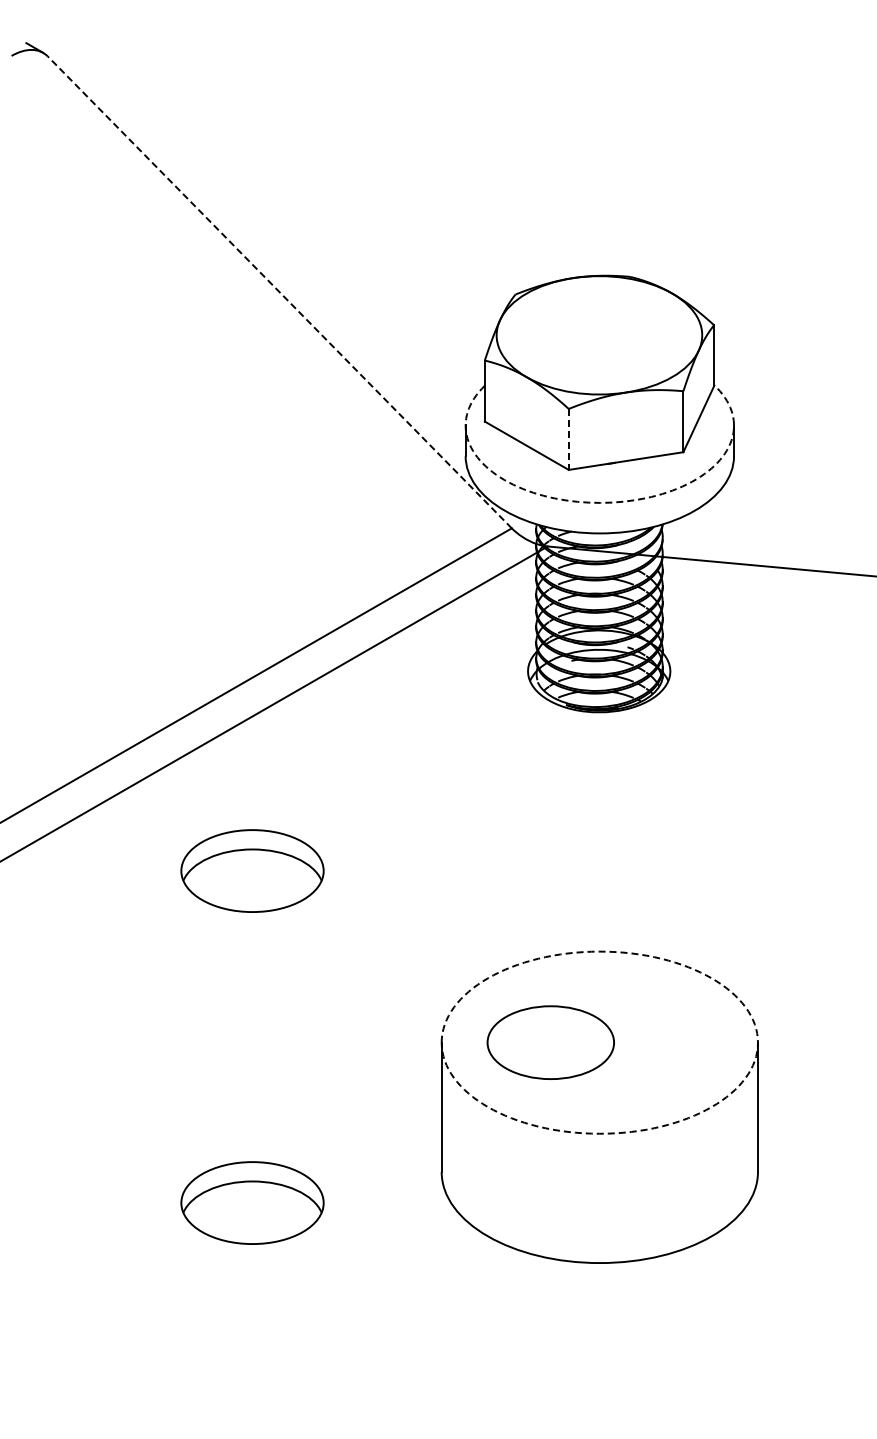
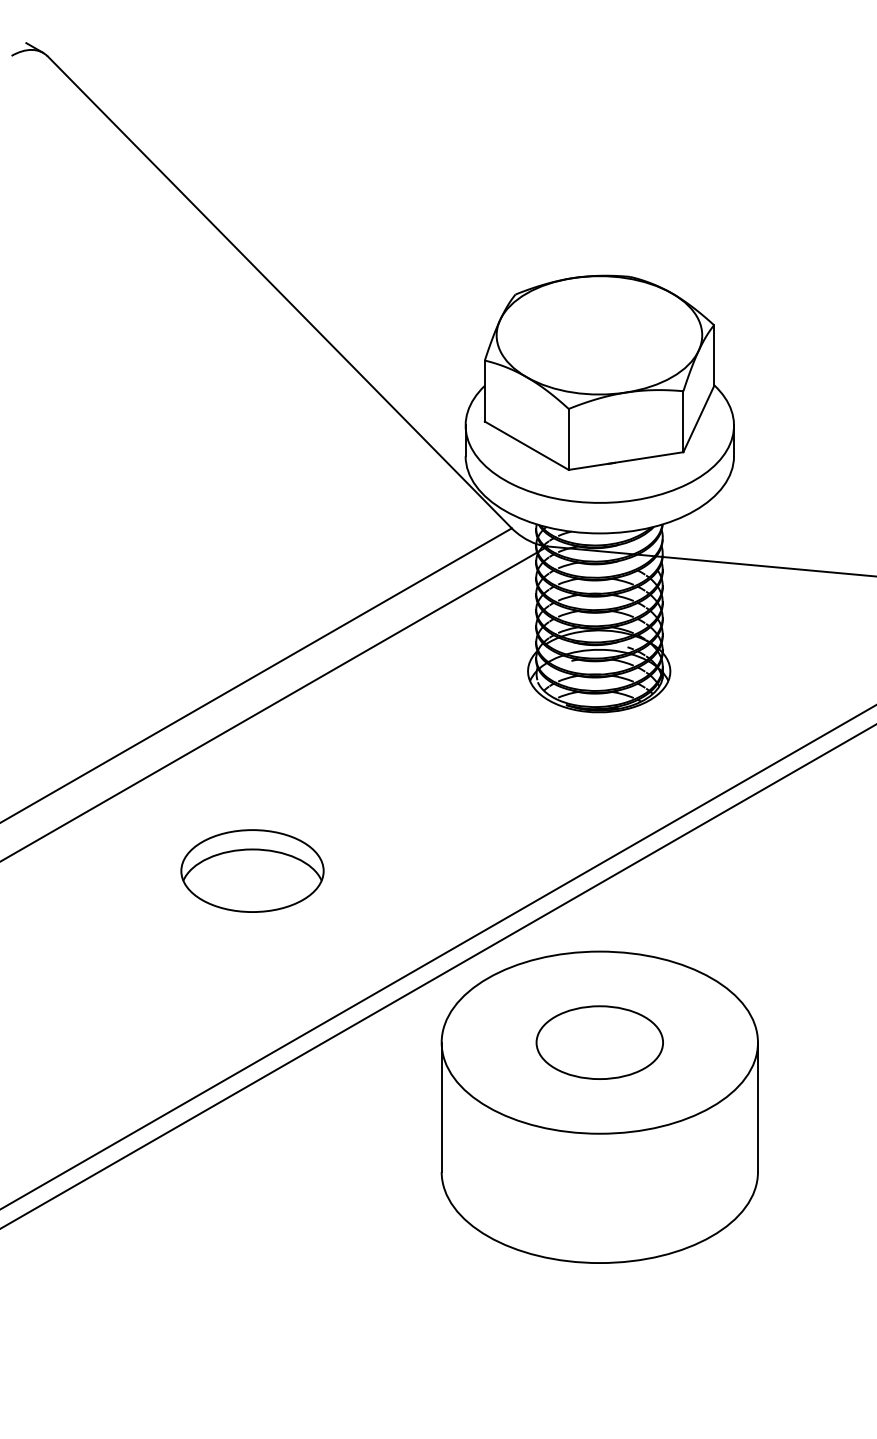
line: dashed -> solid (279, 292)
line: dashed -> solid (568, 439)
arc: dashed -> solid (600, 502)
line: none -> present (437, 957)
line: none -> present (437, 976)
circle position: (550, 1042) -> (599, 1042) (599, 1042)
circle: dashed -> solid (599, 1042)
part: present -> none (252, 1202)
